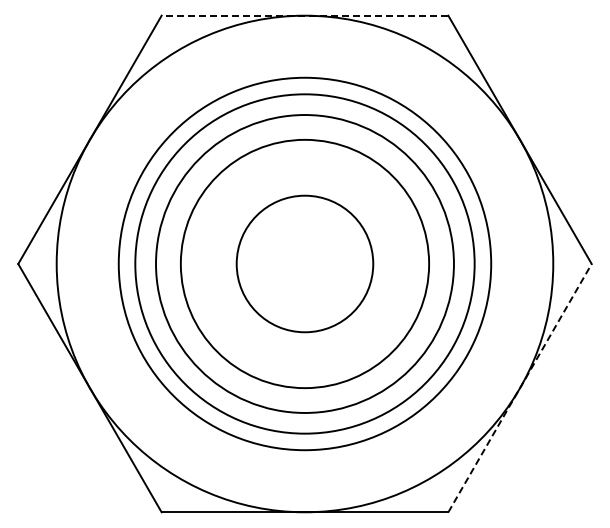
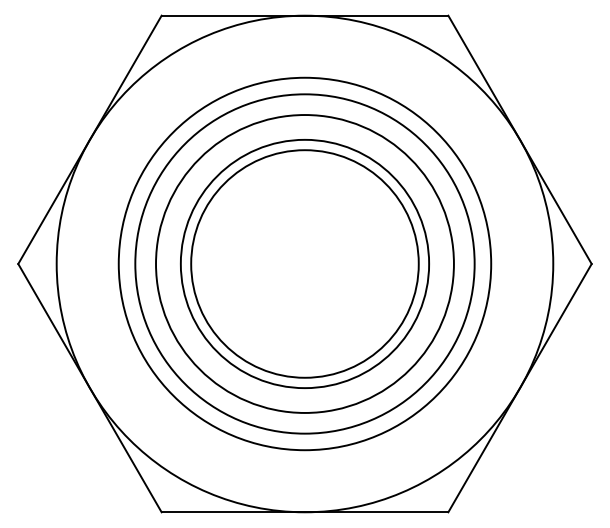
line: dashed -> solid (304, 15)
circle diameter: 137 px -> 228 px (304, 263)
line: dashed -> solid (520, 387)
